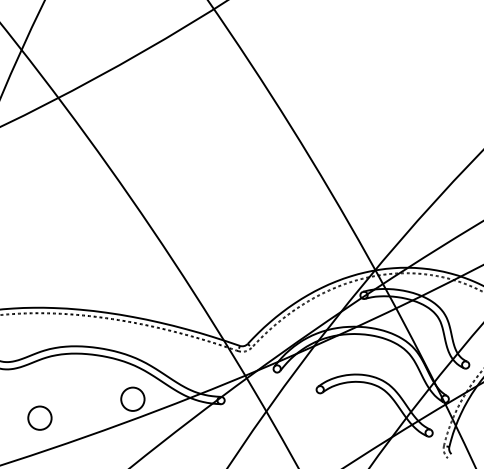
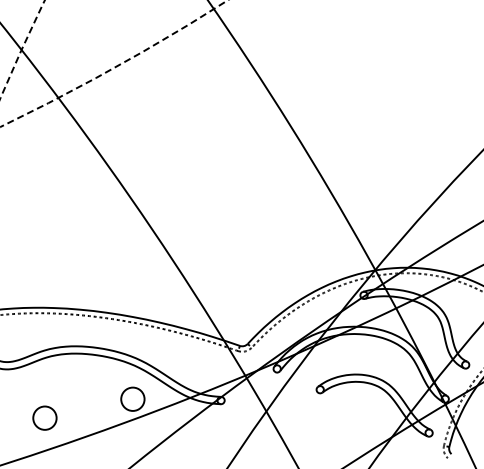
circle: solid -> dashed (22, 49)
circle: solid -> dashed (114, 63)
circle position: (39, 417) -> (44, 417) (44, 417)
